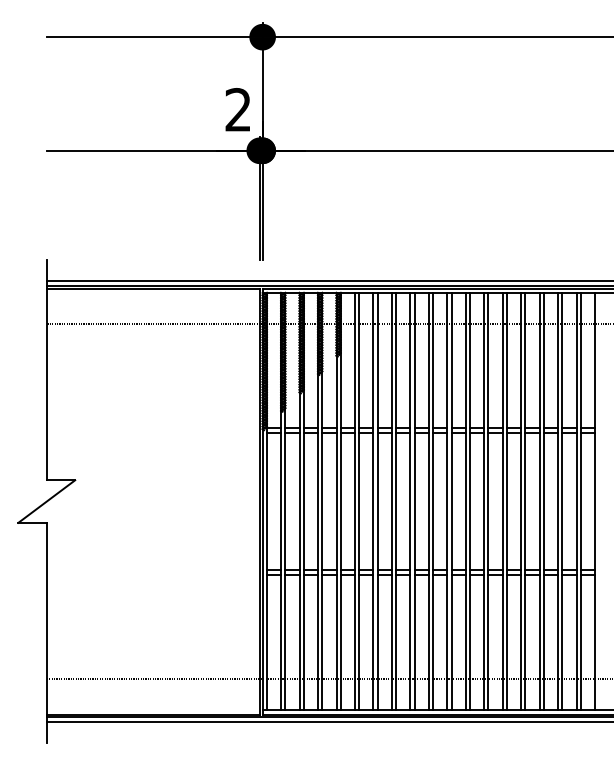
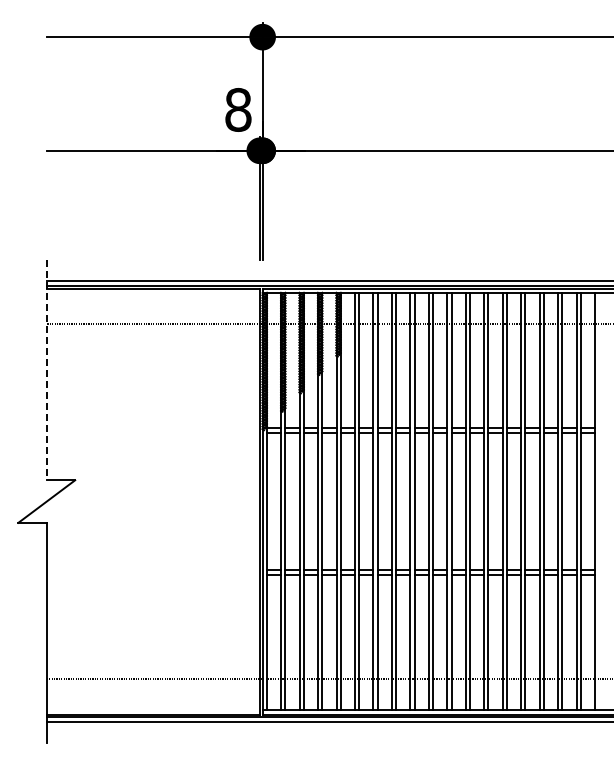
text: 2 -> 8 (238, 109)
line: solid -> dashed (46, 370)
